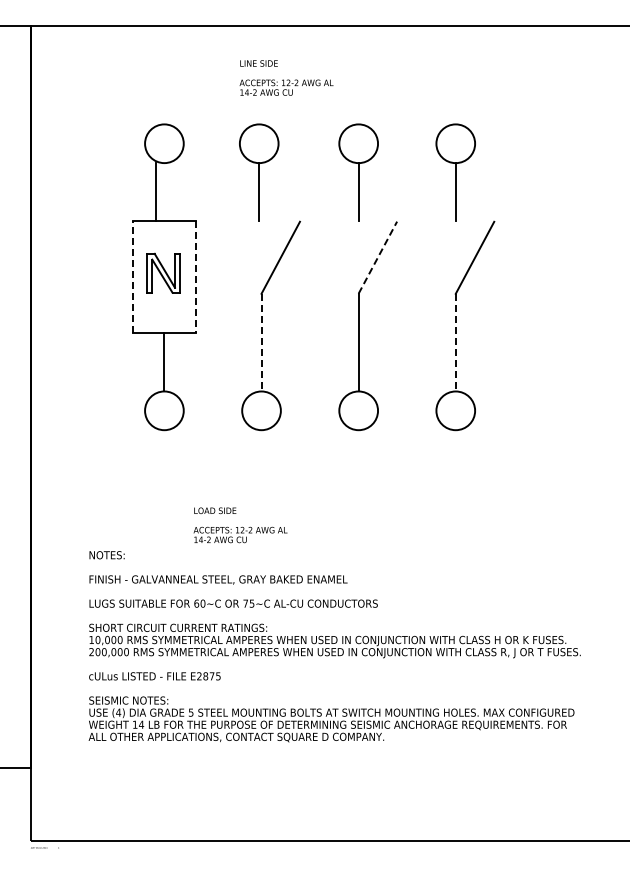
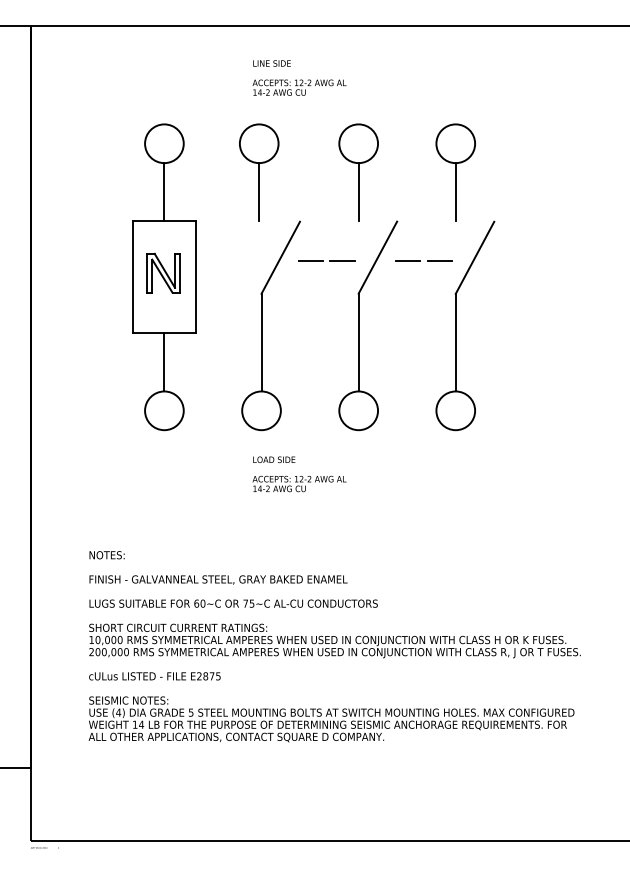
text position: (286, 77) -> (299, 77) (299, 77)
line position: (156, 192) -> (164, 192) (164, 192)
line: dashed -> solid (377, 257)
line: none -> present (310, 261)
line: none -> present (342, 261)
line: none -> present (407, 261)
line: none -> present (439, 261)
line: dashed -> solid (133, 277)
line: dashed -> solid (195, 277)
line: dashed -> solid (261, 342)
line: dashed -> solid (455, 342)
text position: (240, 525) -> (299, 474) (299, 474)
